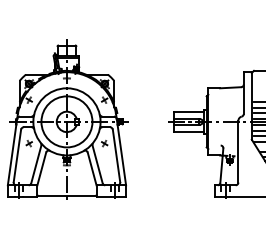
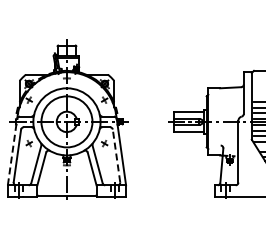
line: solid -> dashed (12, 152)
line: solid -> dashed (116, 155)
